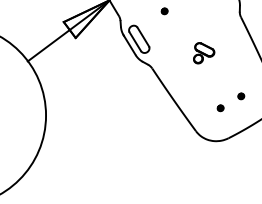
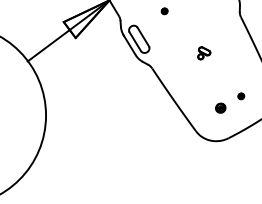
part size: 23x23 px -> 15x15 px (204, 53)
part size: 9x9 px -> 12x12 px (220, 107)
